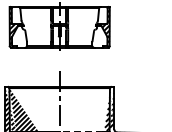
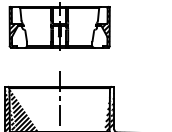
line: dashed -> solid (81, 131)
